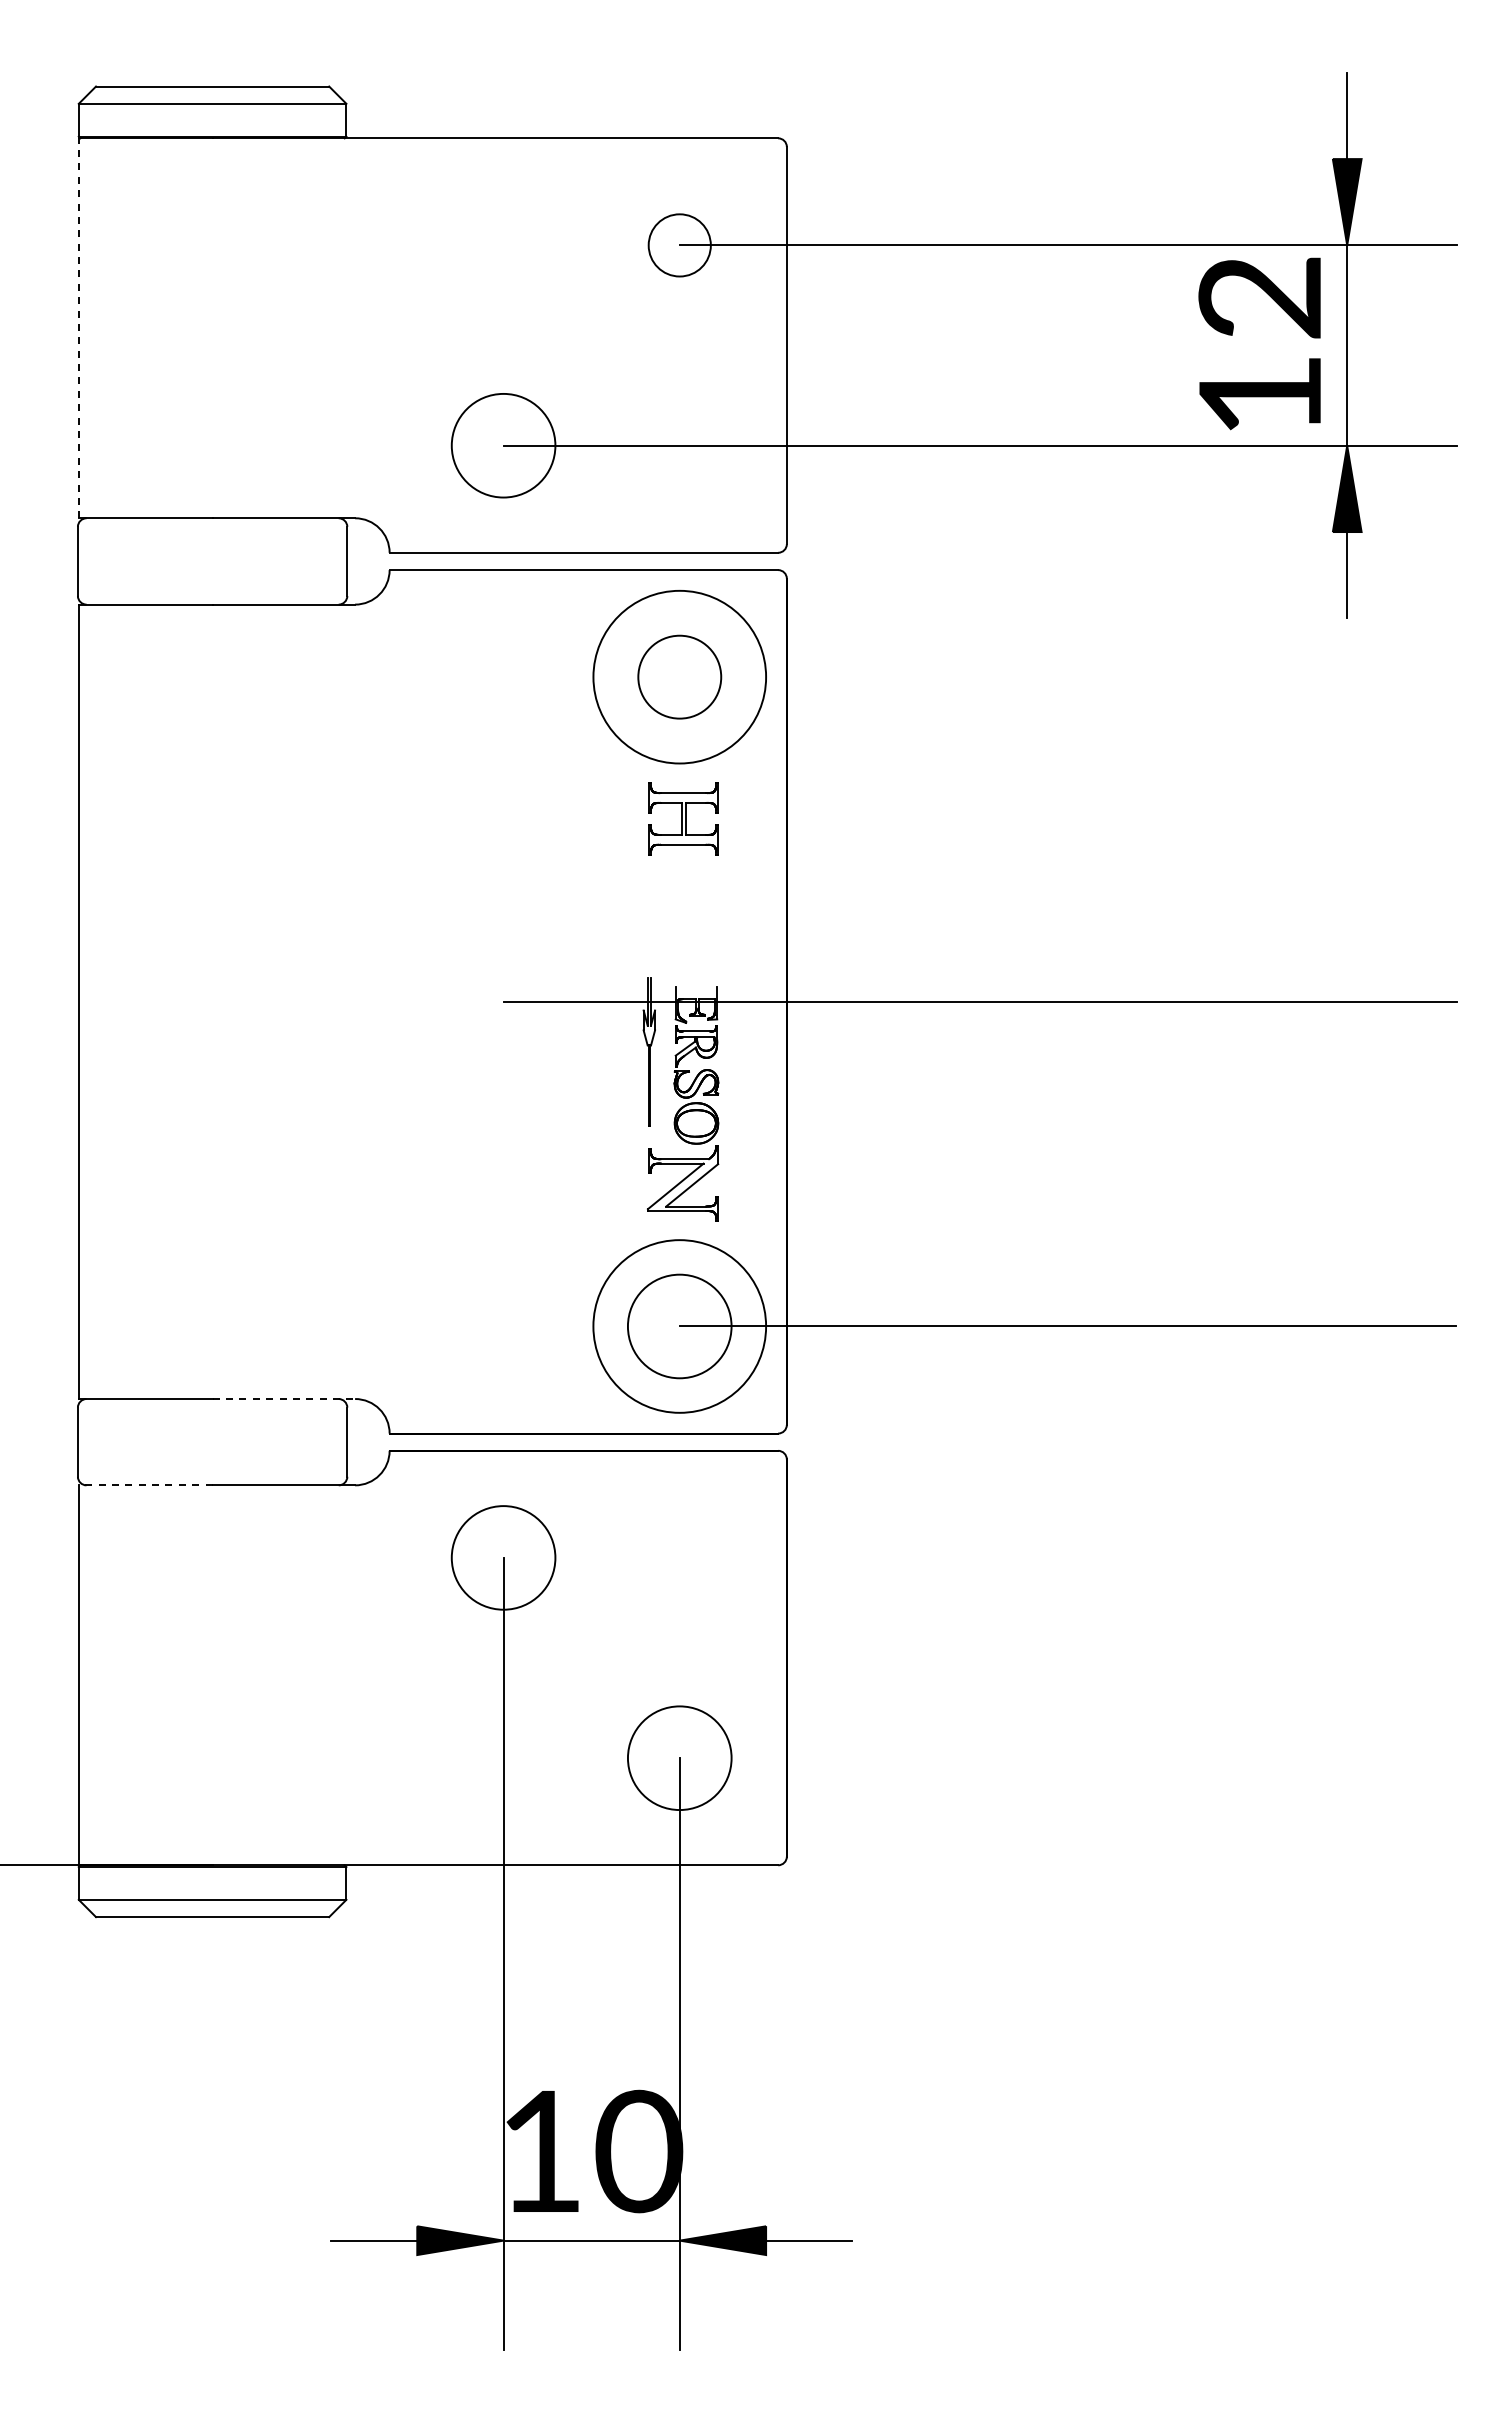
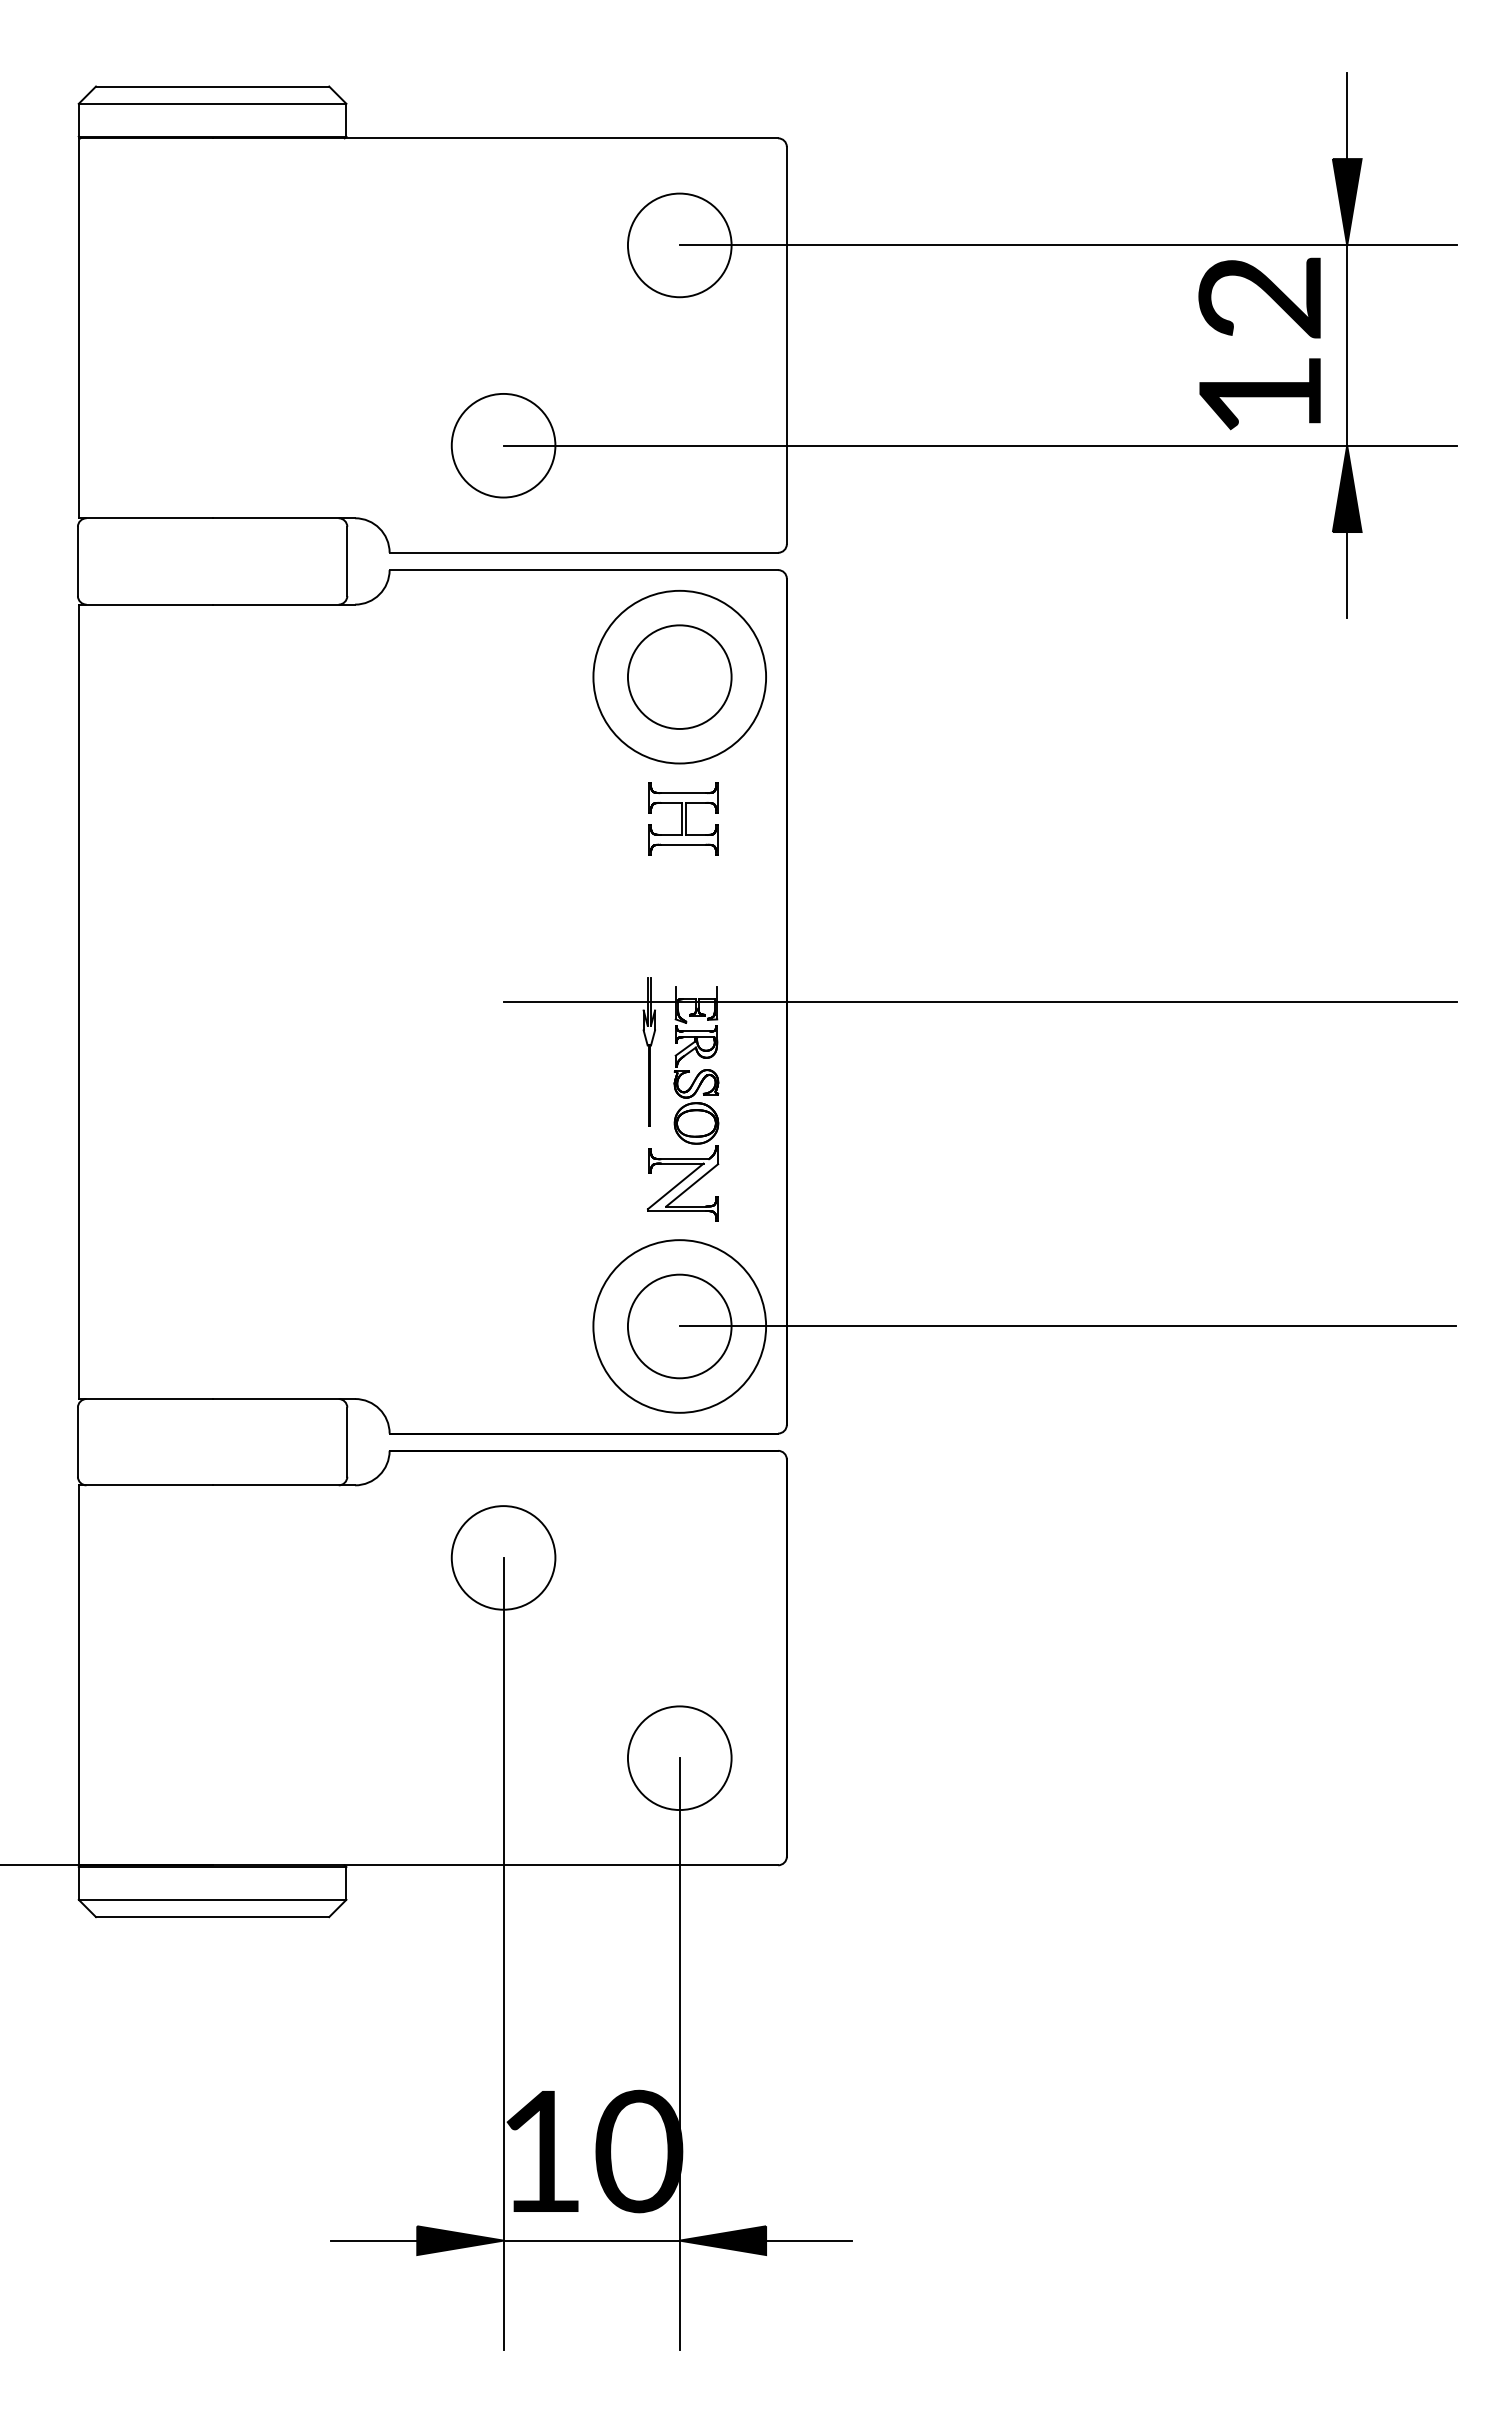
circle diameter: 62 px -> 104 px (679, 245)
line: dashed -> solid (78, 328)
circle diameter: 83 px -> 104 px (679, 676)
line: dashed -> solid (284, 1399)
line: dashed -> solid (145, 1485)
